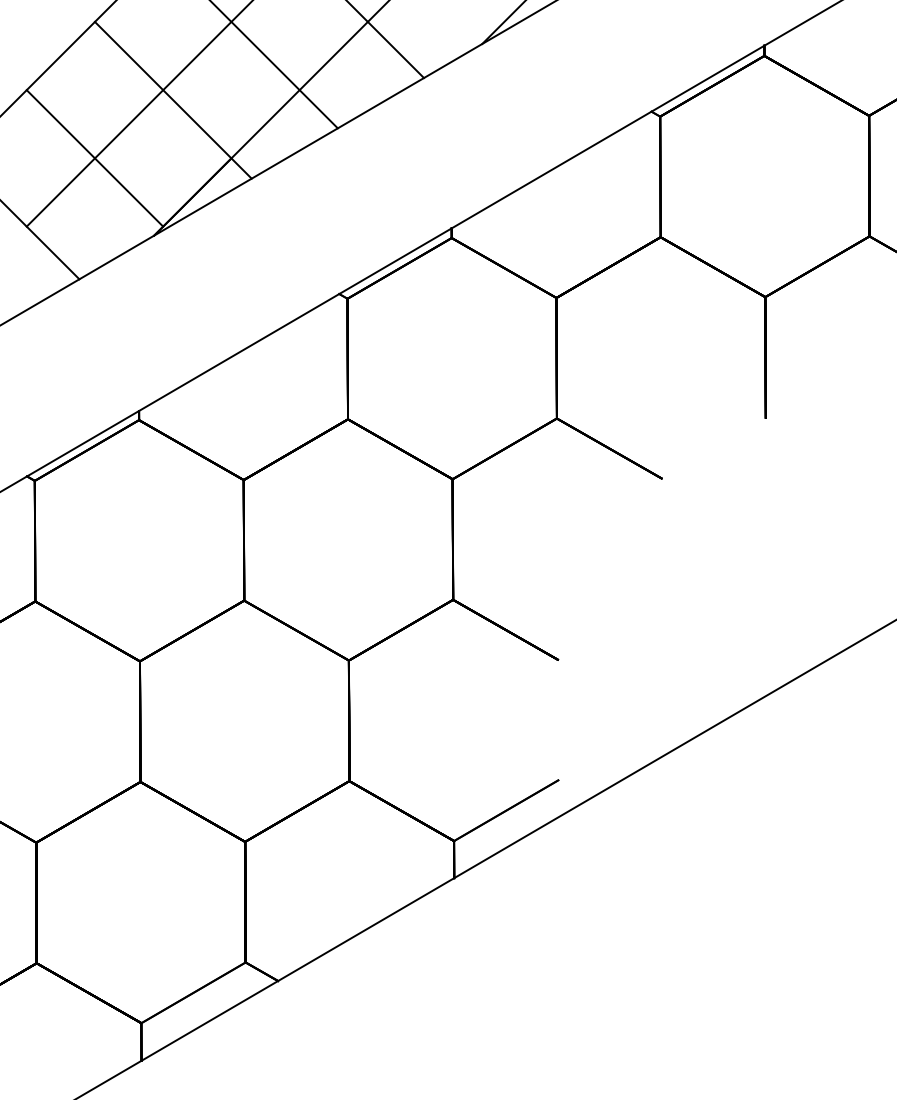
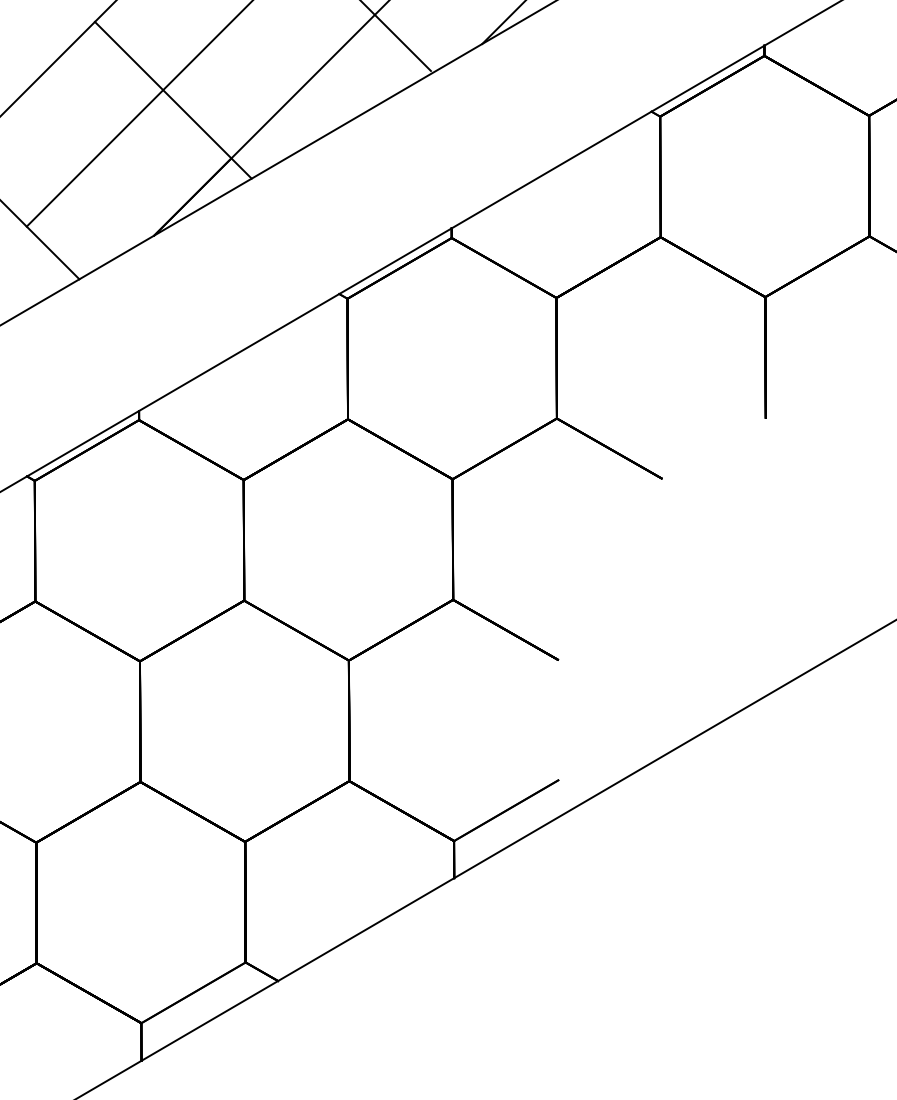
line position: (385, 40) -> (396, 36) (396, 36)
line: present -> none (274, 65)
line: present -> none (94, 158)
